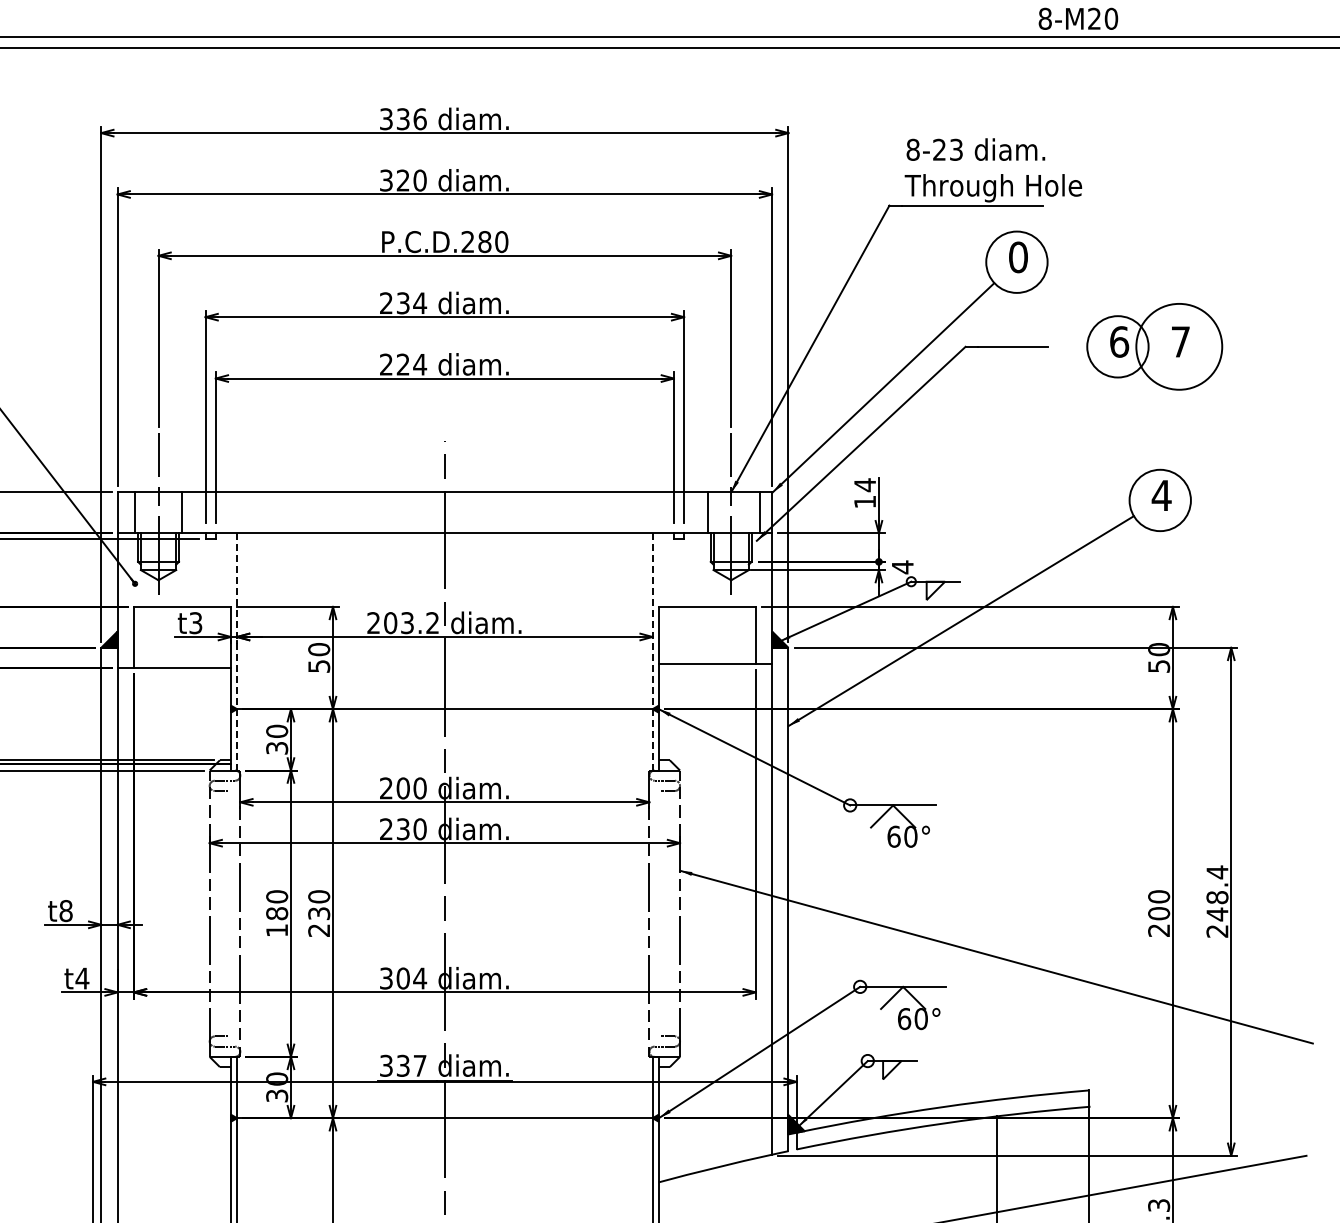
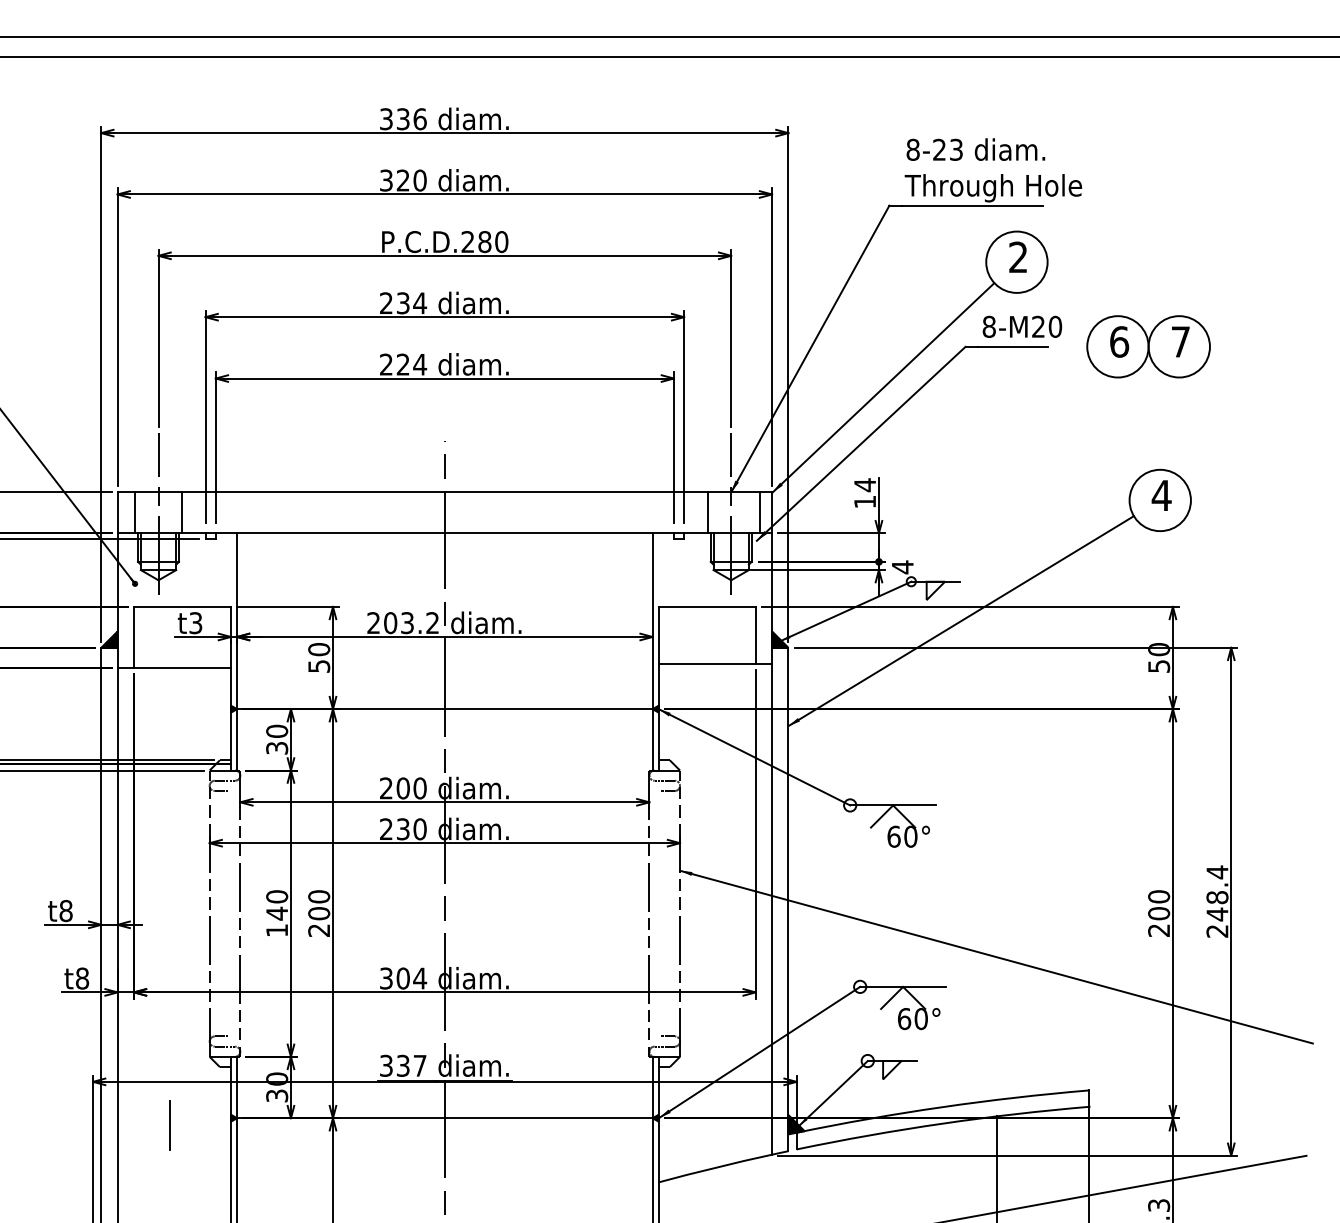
text position: (1078, 18) -> (1022, 326) (1022, 326)
line position: (669, 48) -> (669, 57) (669, 57)
text: 0 -> 2 (1018, 257)
circle diameter: 86 px -> 61 px (1178, 346)
line: dashed -> solid (237, 651)
line: dashed -> solid (652, 651)
text: 180 -> 140 (277, 913)
text: 230 -> 200 (319, 913)
text: t4 -> t8 (82, 978)
line: none -> present (169, 1125)
